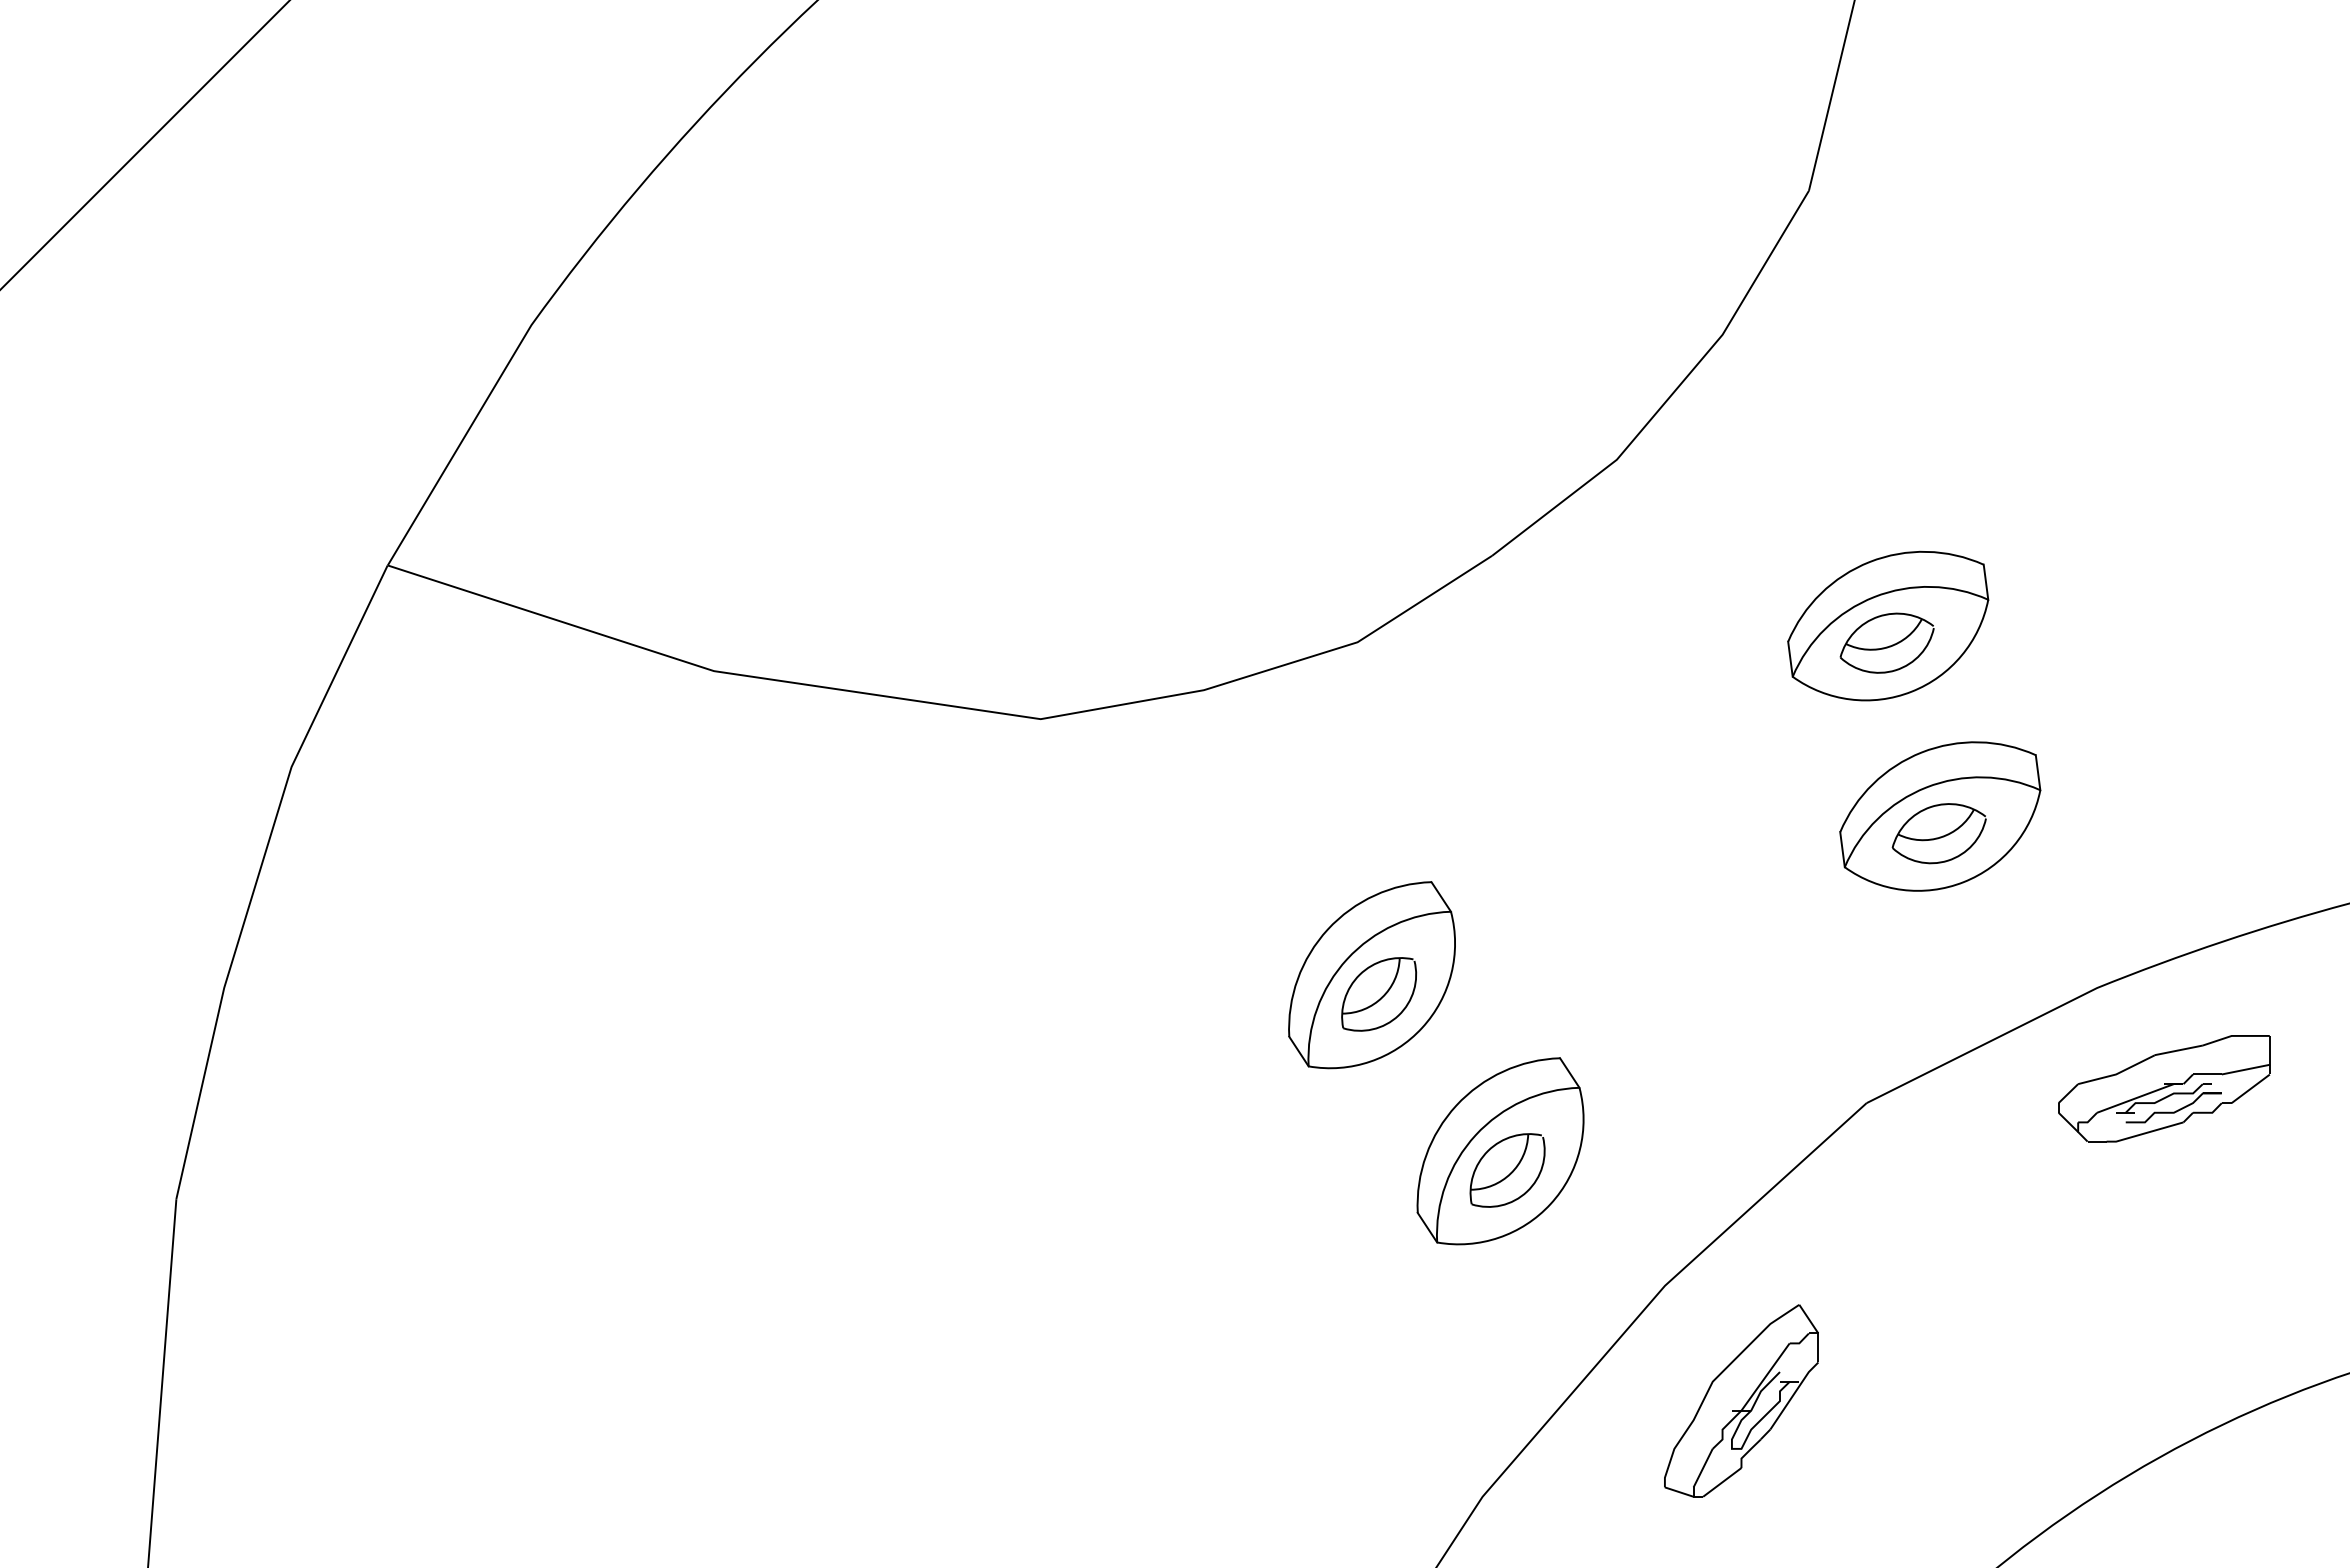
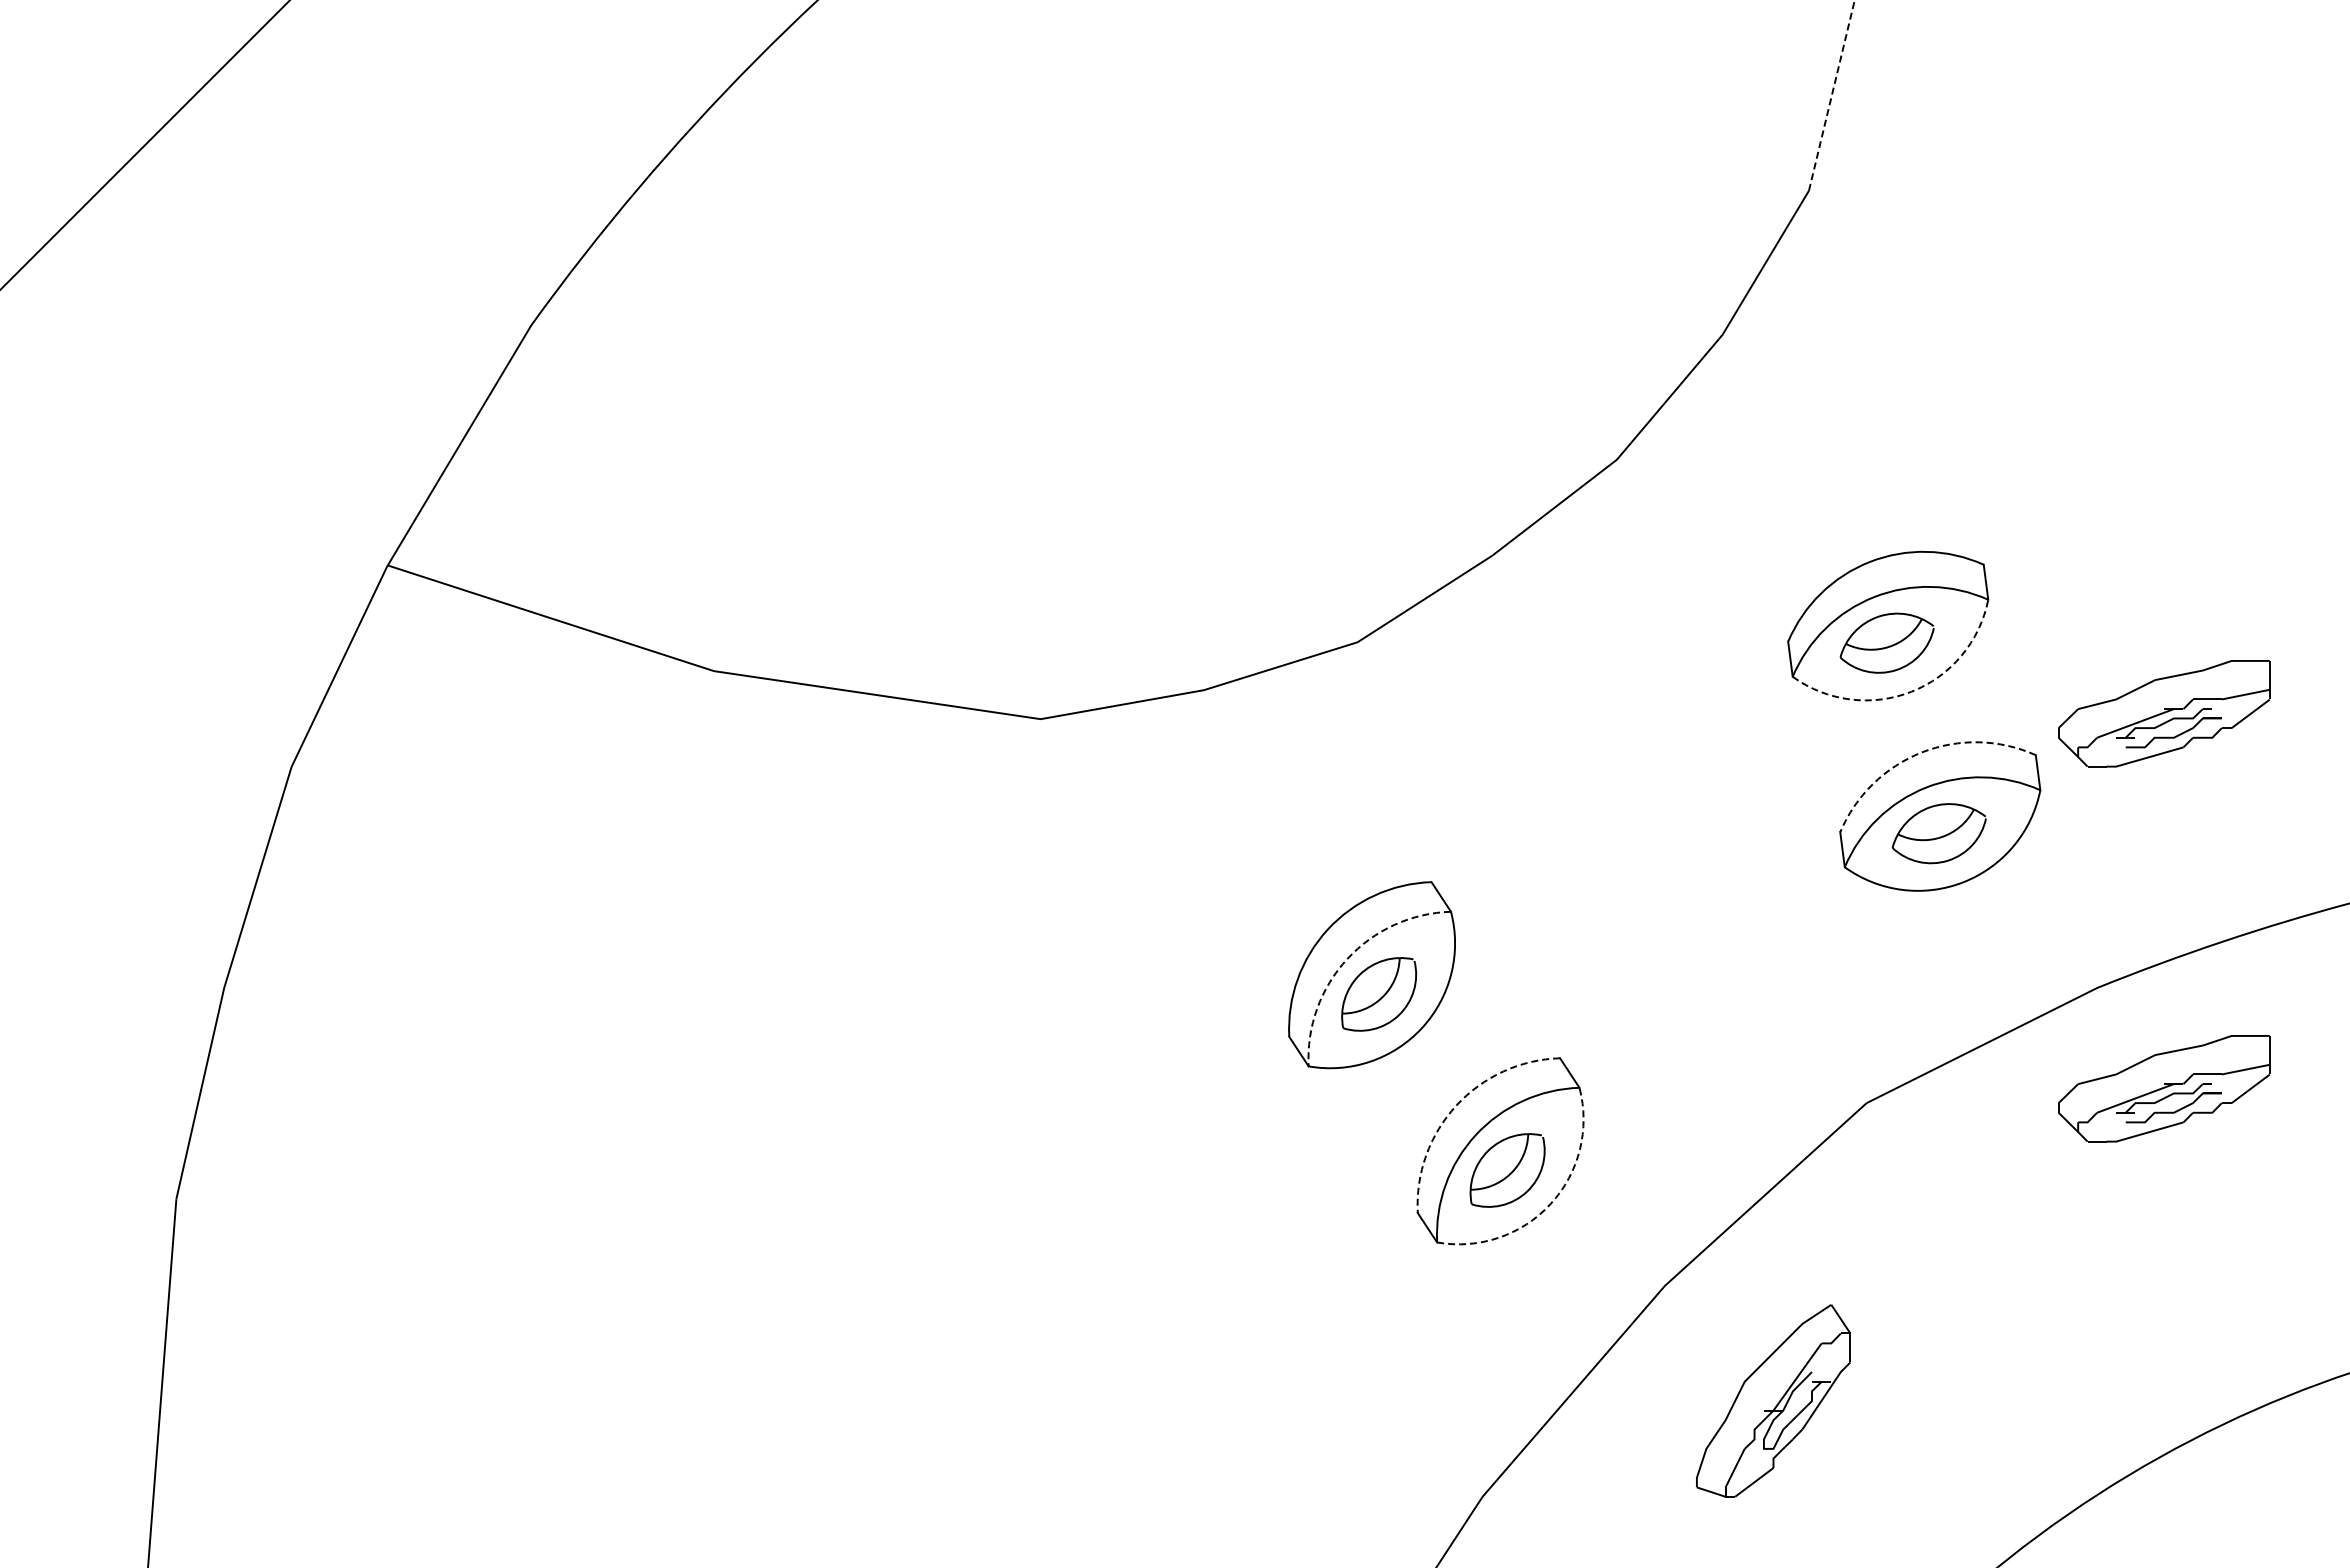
line: solid -> dashed (1831, 95)
arc: solid -> dashed (1911, 691)
part: none -> present (2164, 713)
arc: solid -> dashed (1921, 752)
arc: solid -> dashed (1347, 959)
arc: solid -> dashed (1456, 1105)
arc: solid -> dashed (1550, 1204)
part position: (1741, 1400) -> (1773, 1400) (1773, 1400)
